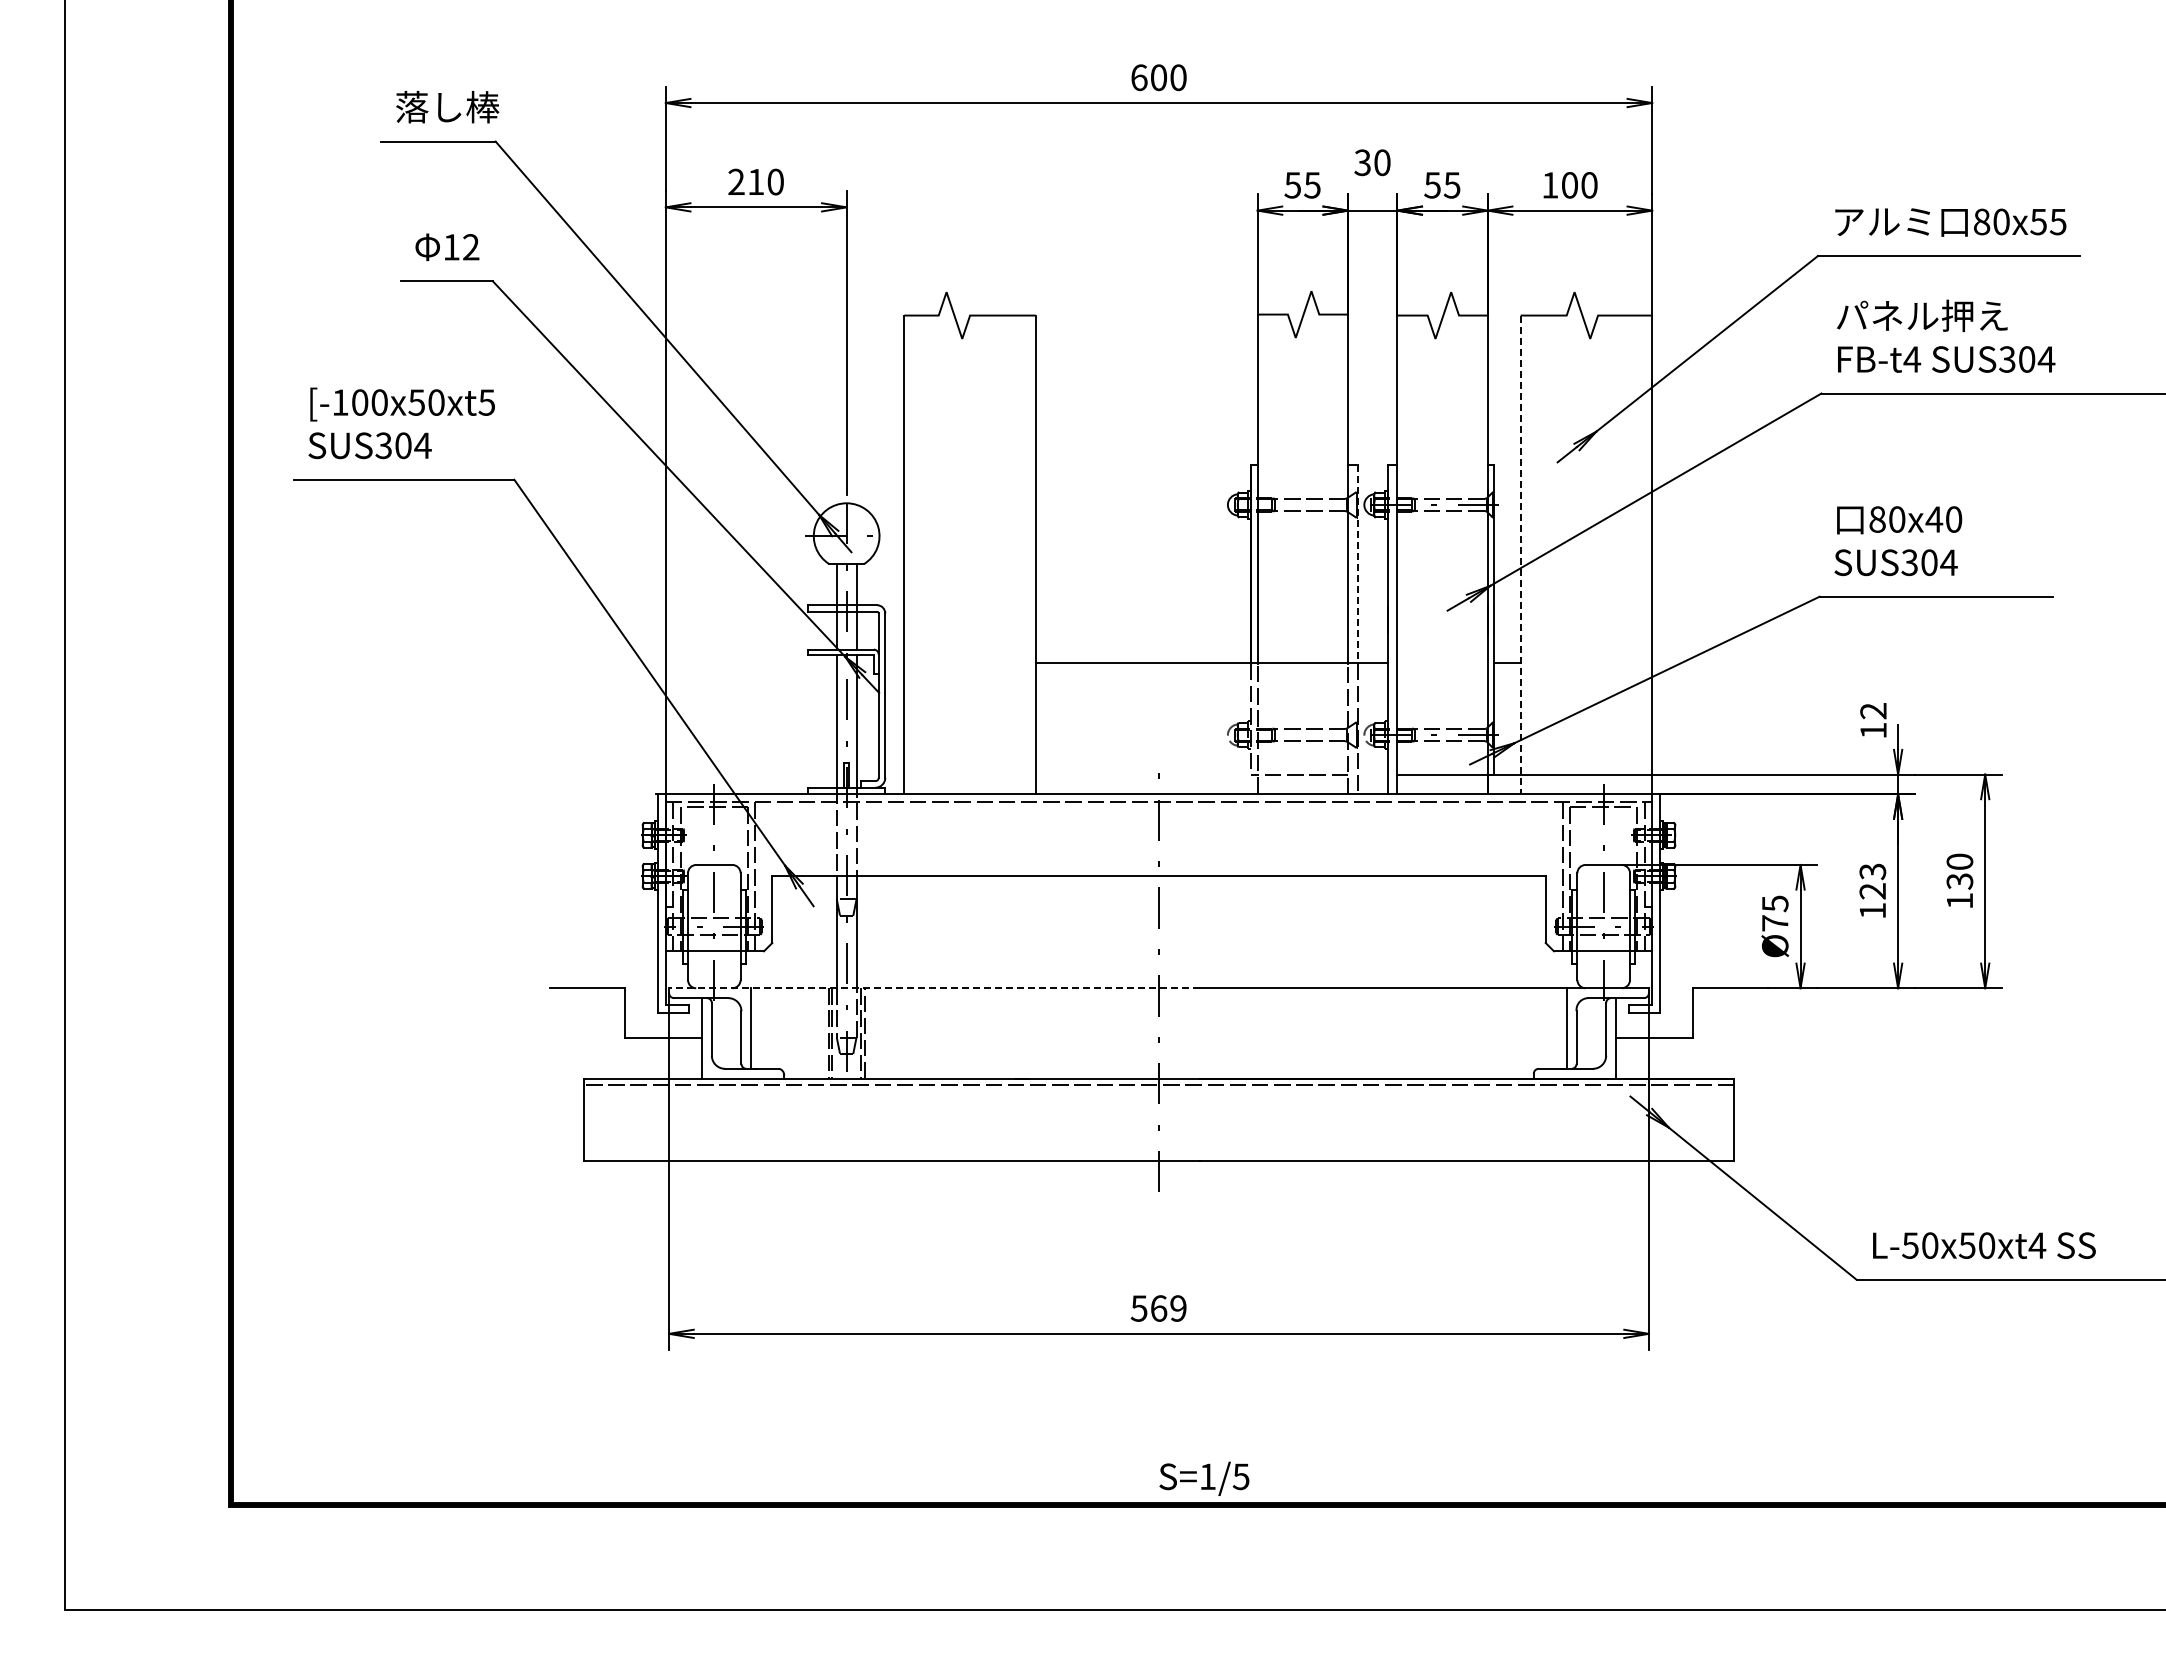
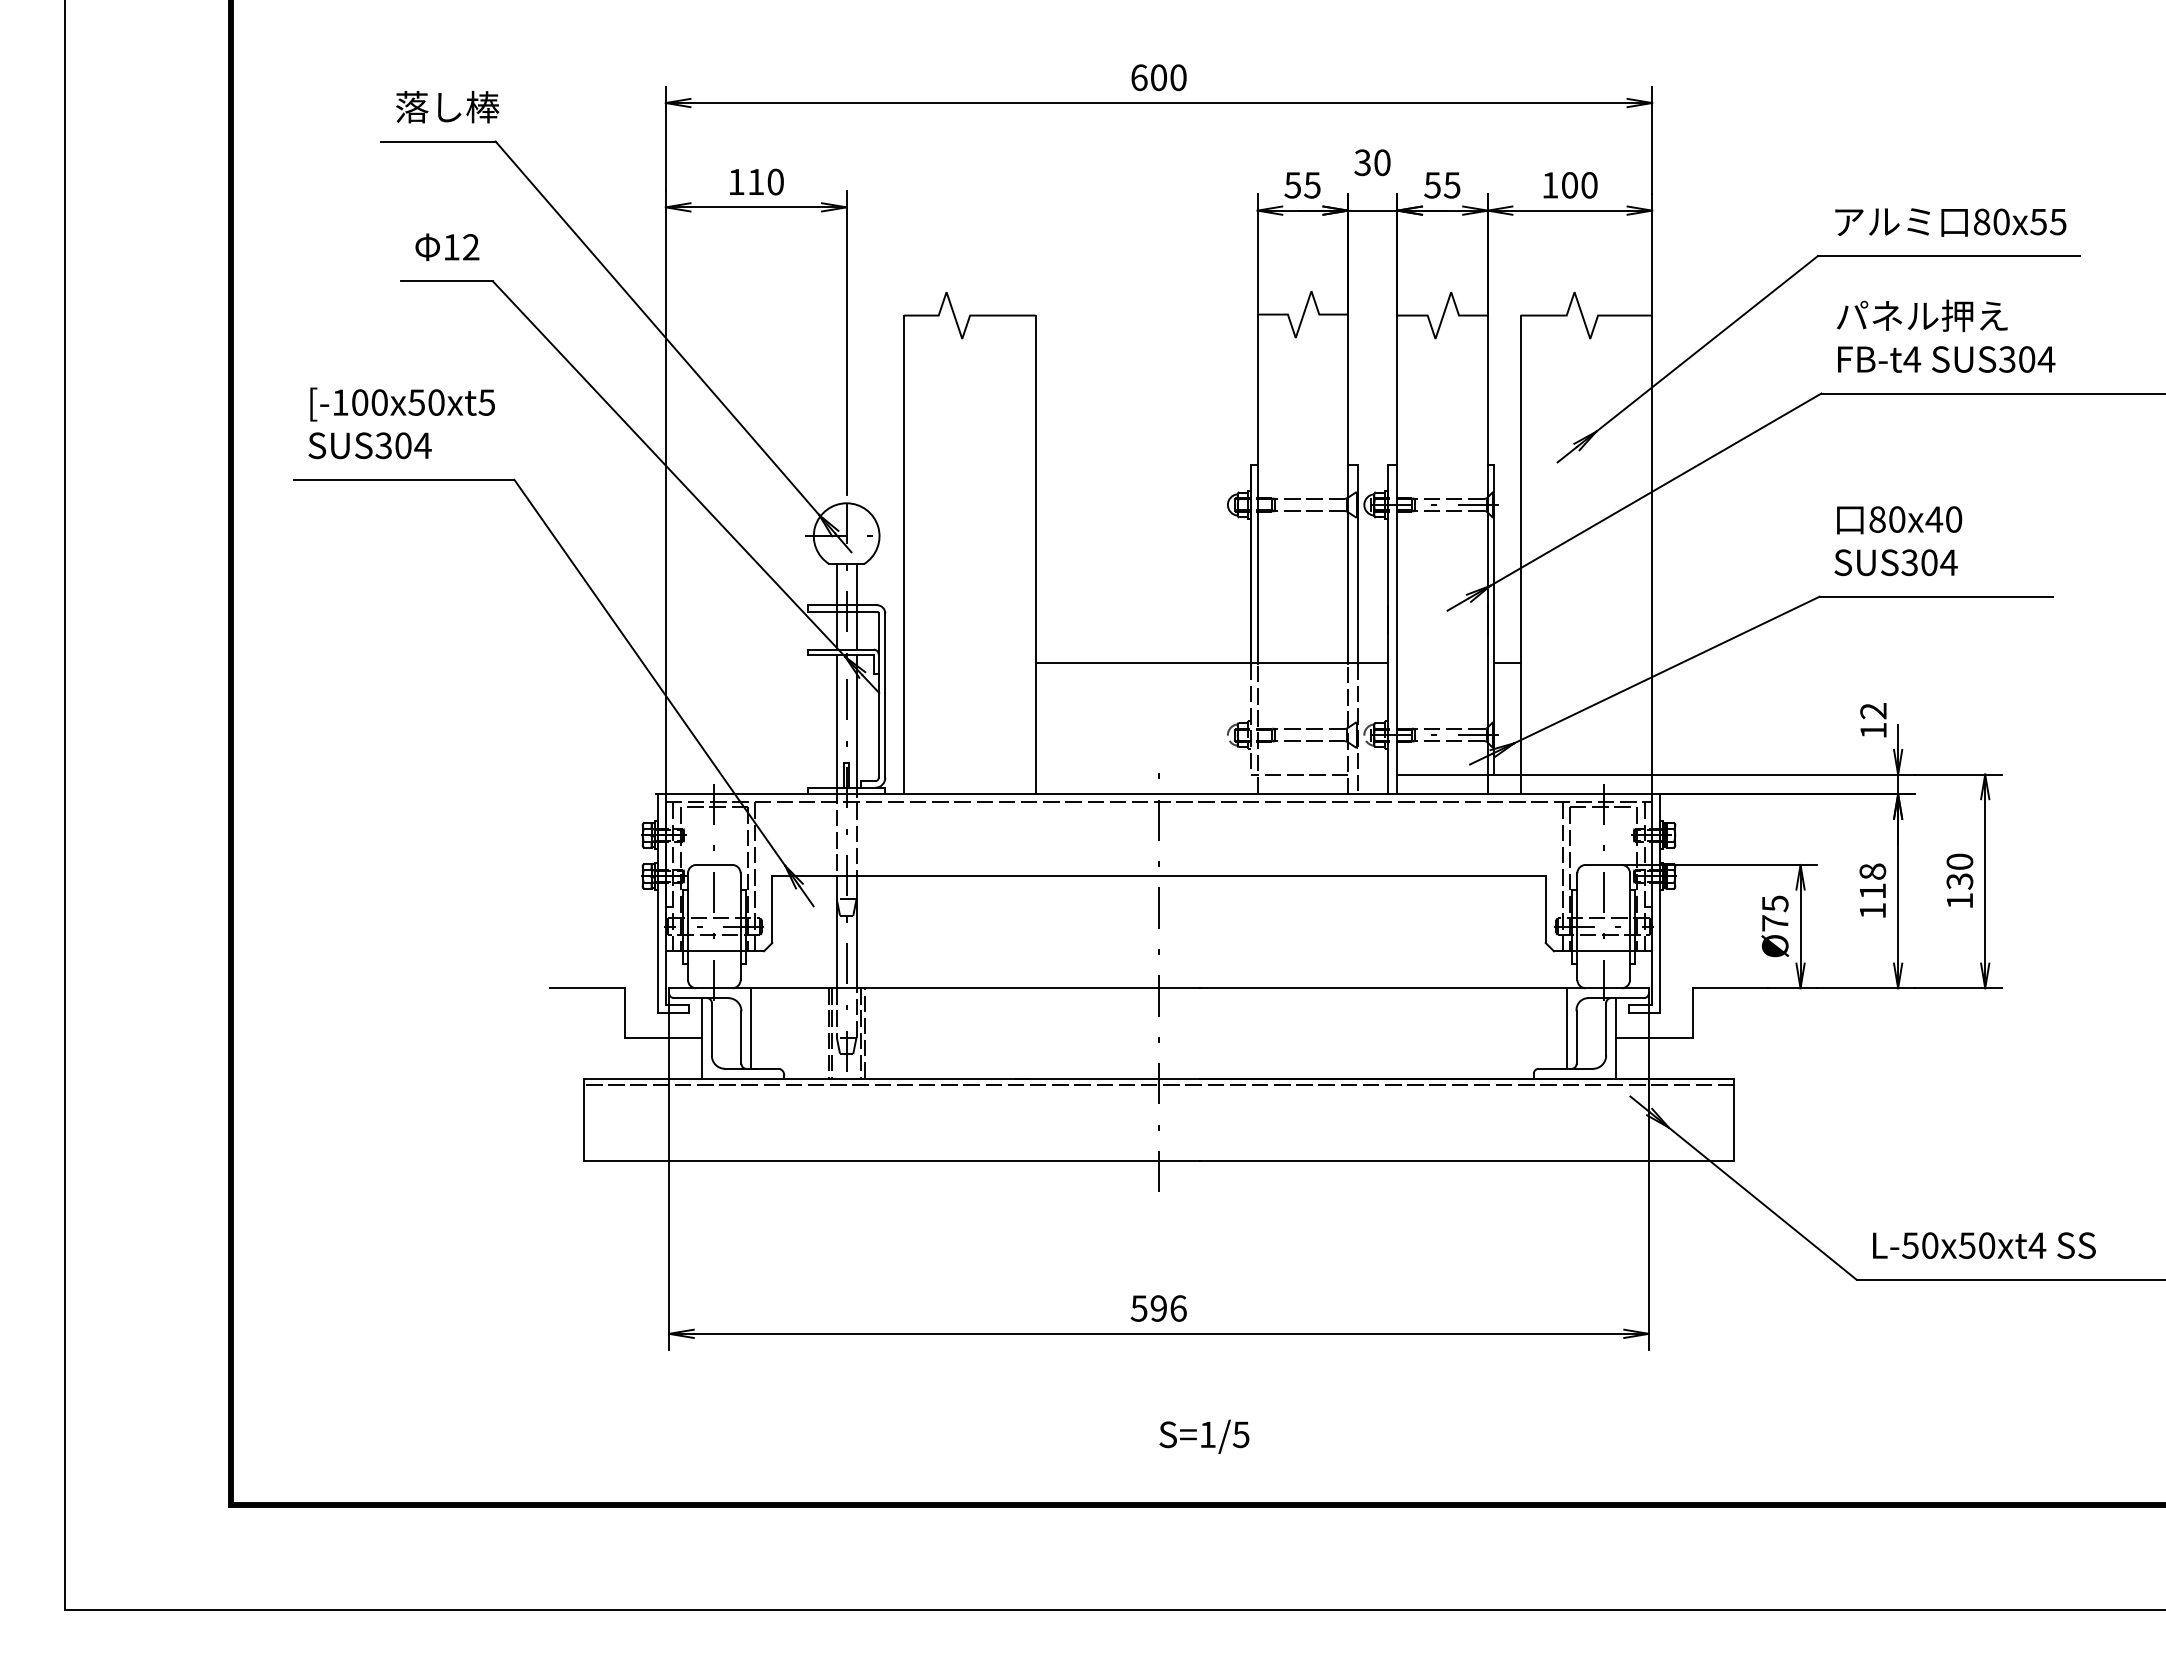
text: 210 -> 110 (736, 181)
line: dashed -> solid (1520, 555)
line: dashed -> solid (1357, 565)
text: 123 -> 118 (1872, 881)
line: dashed -> solid (934, 988)
text: 569 -> 596 (1168, 1308)
text position: (1204, 1478) -> (1204, 1436) (1204, 1436)
